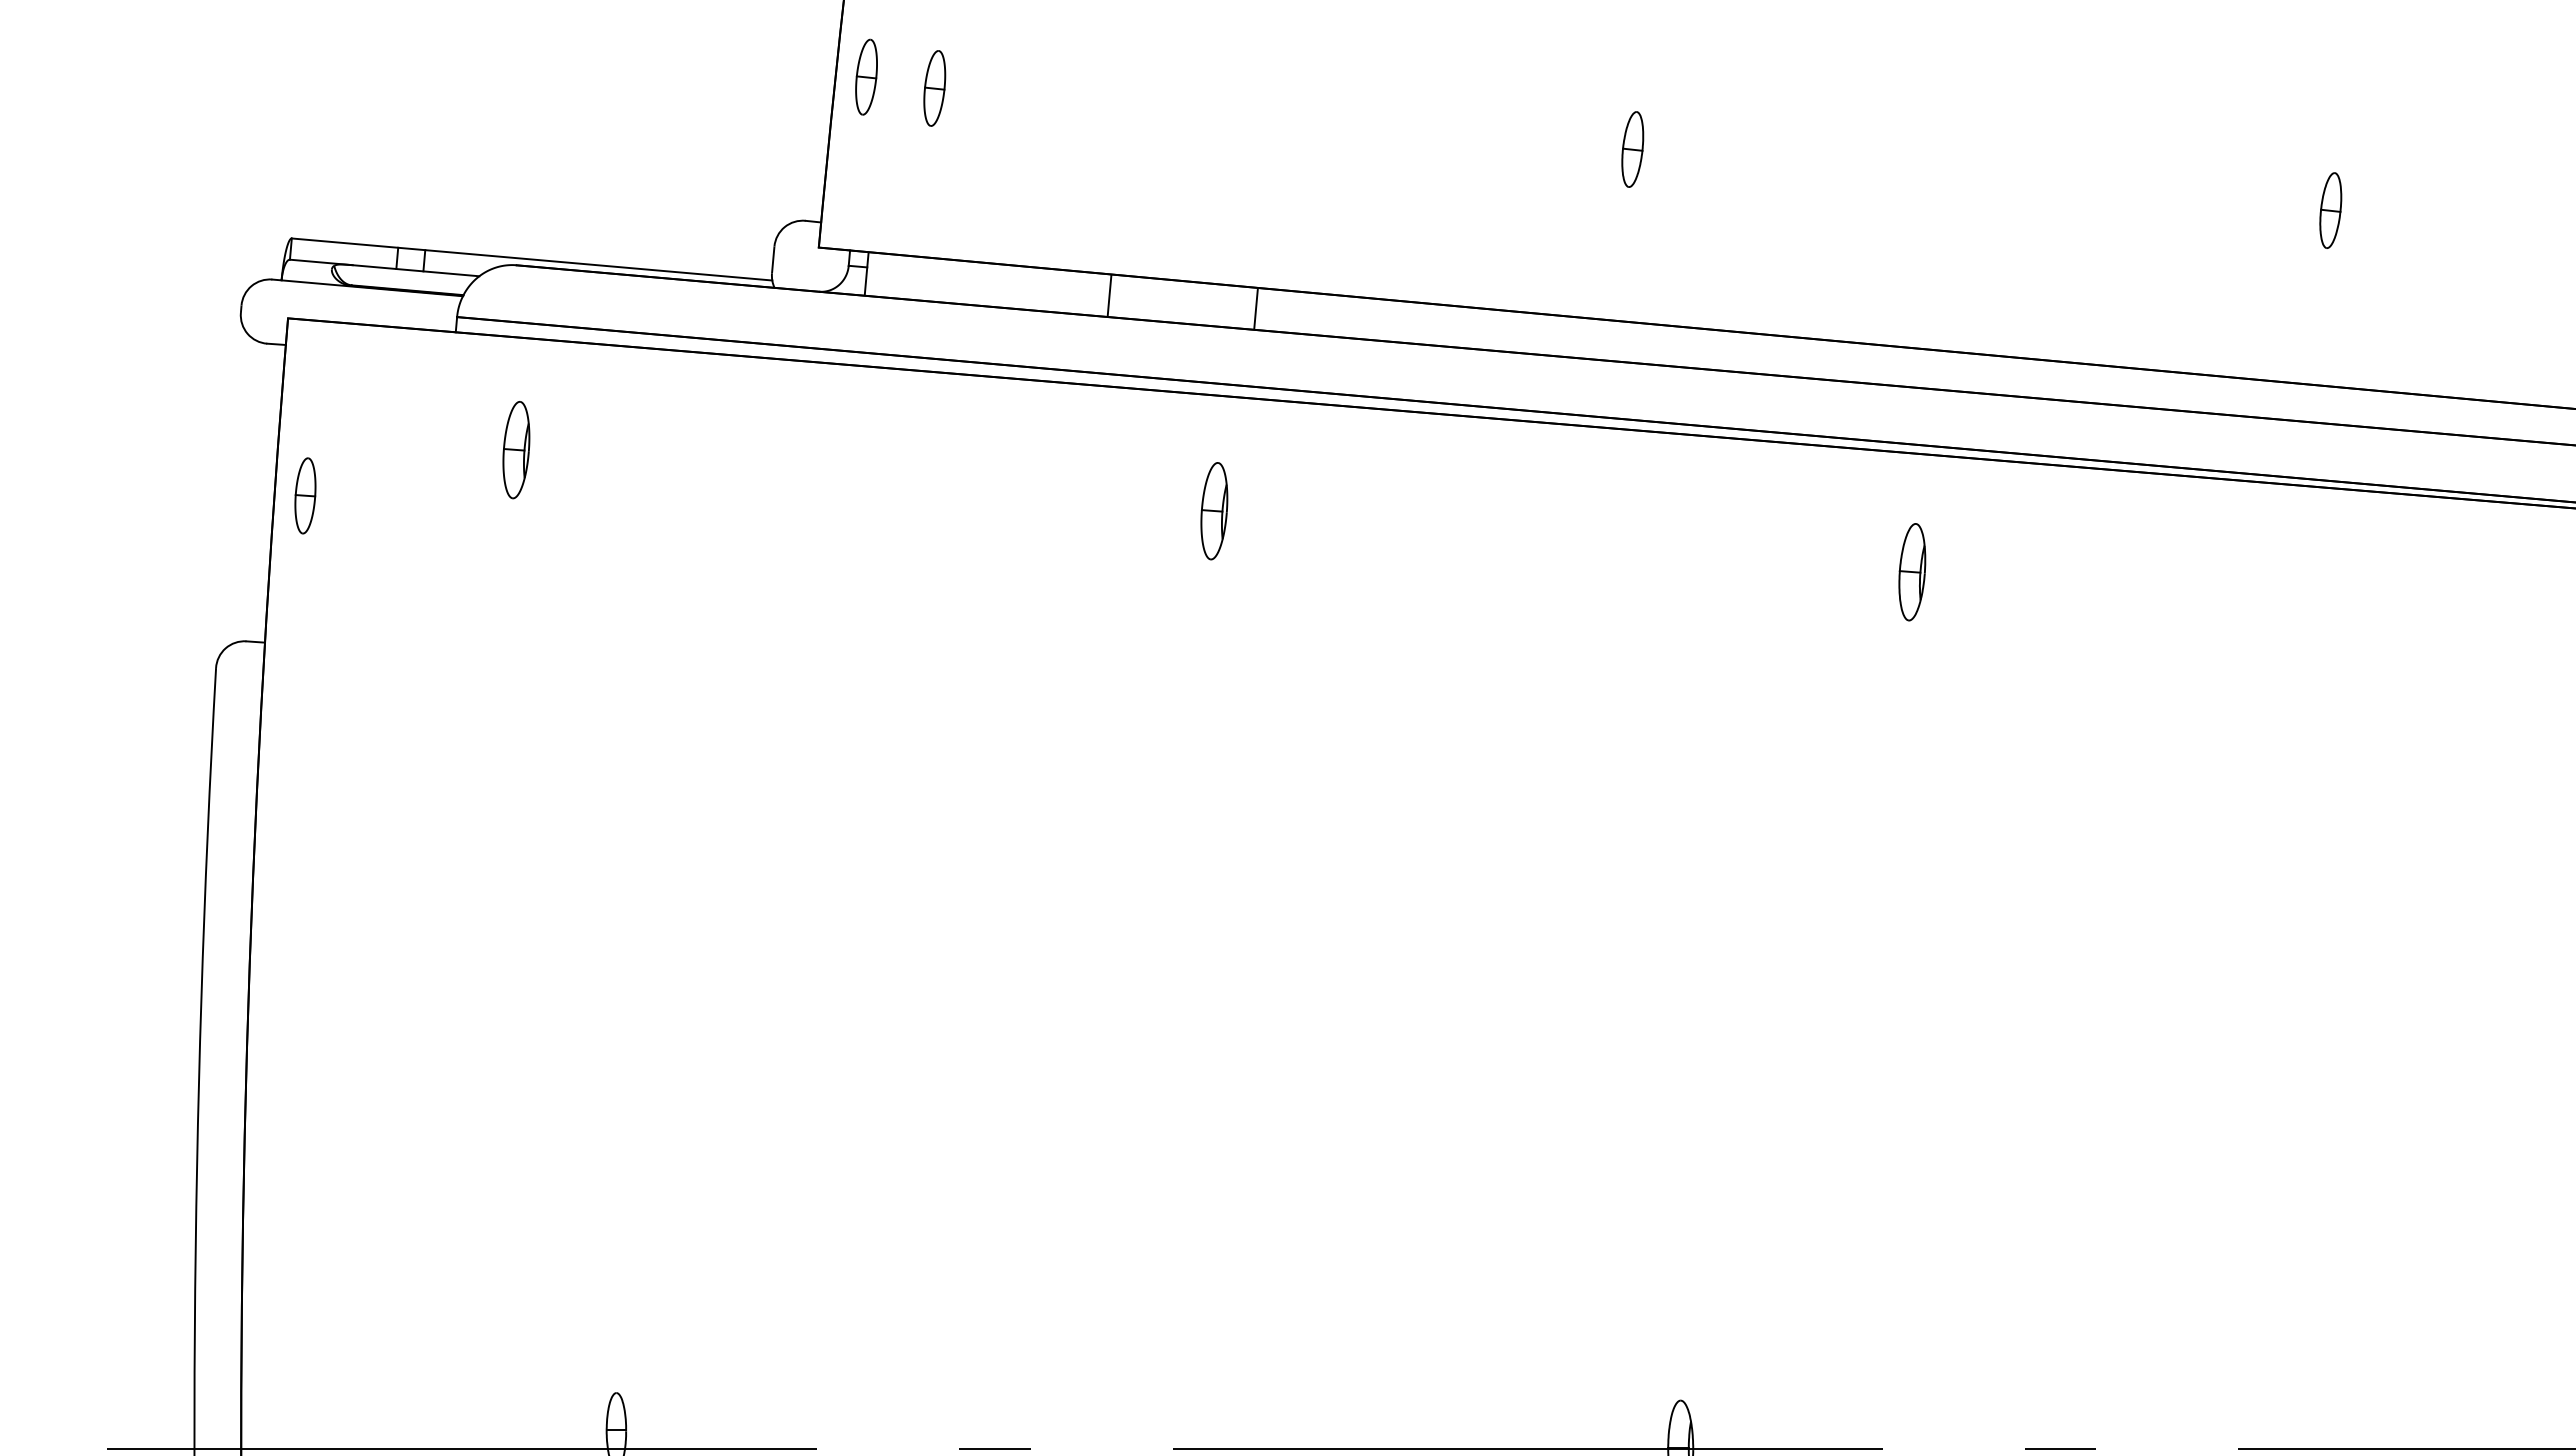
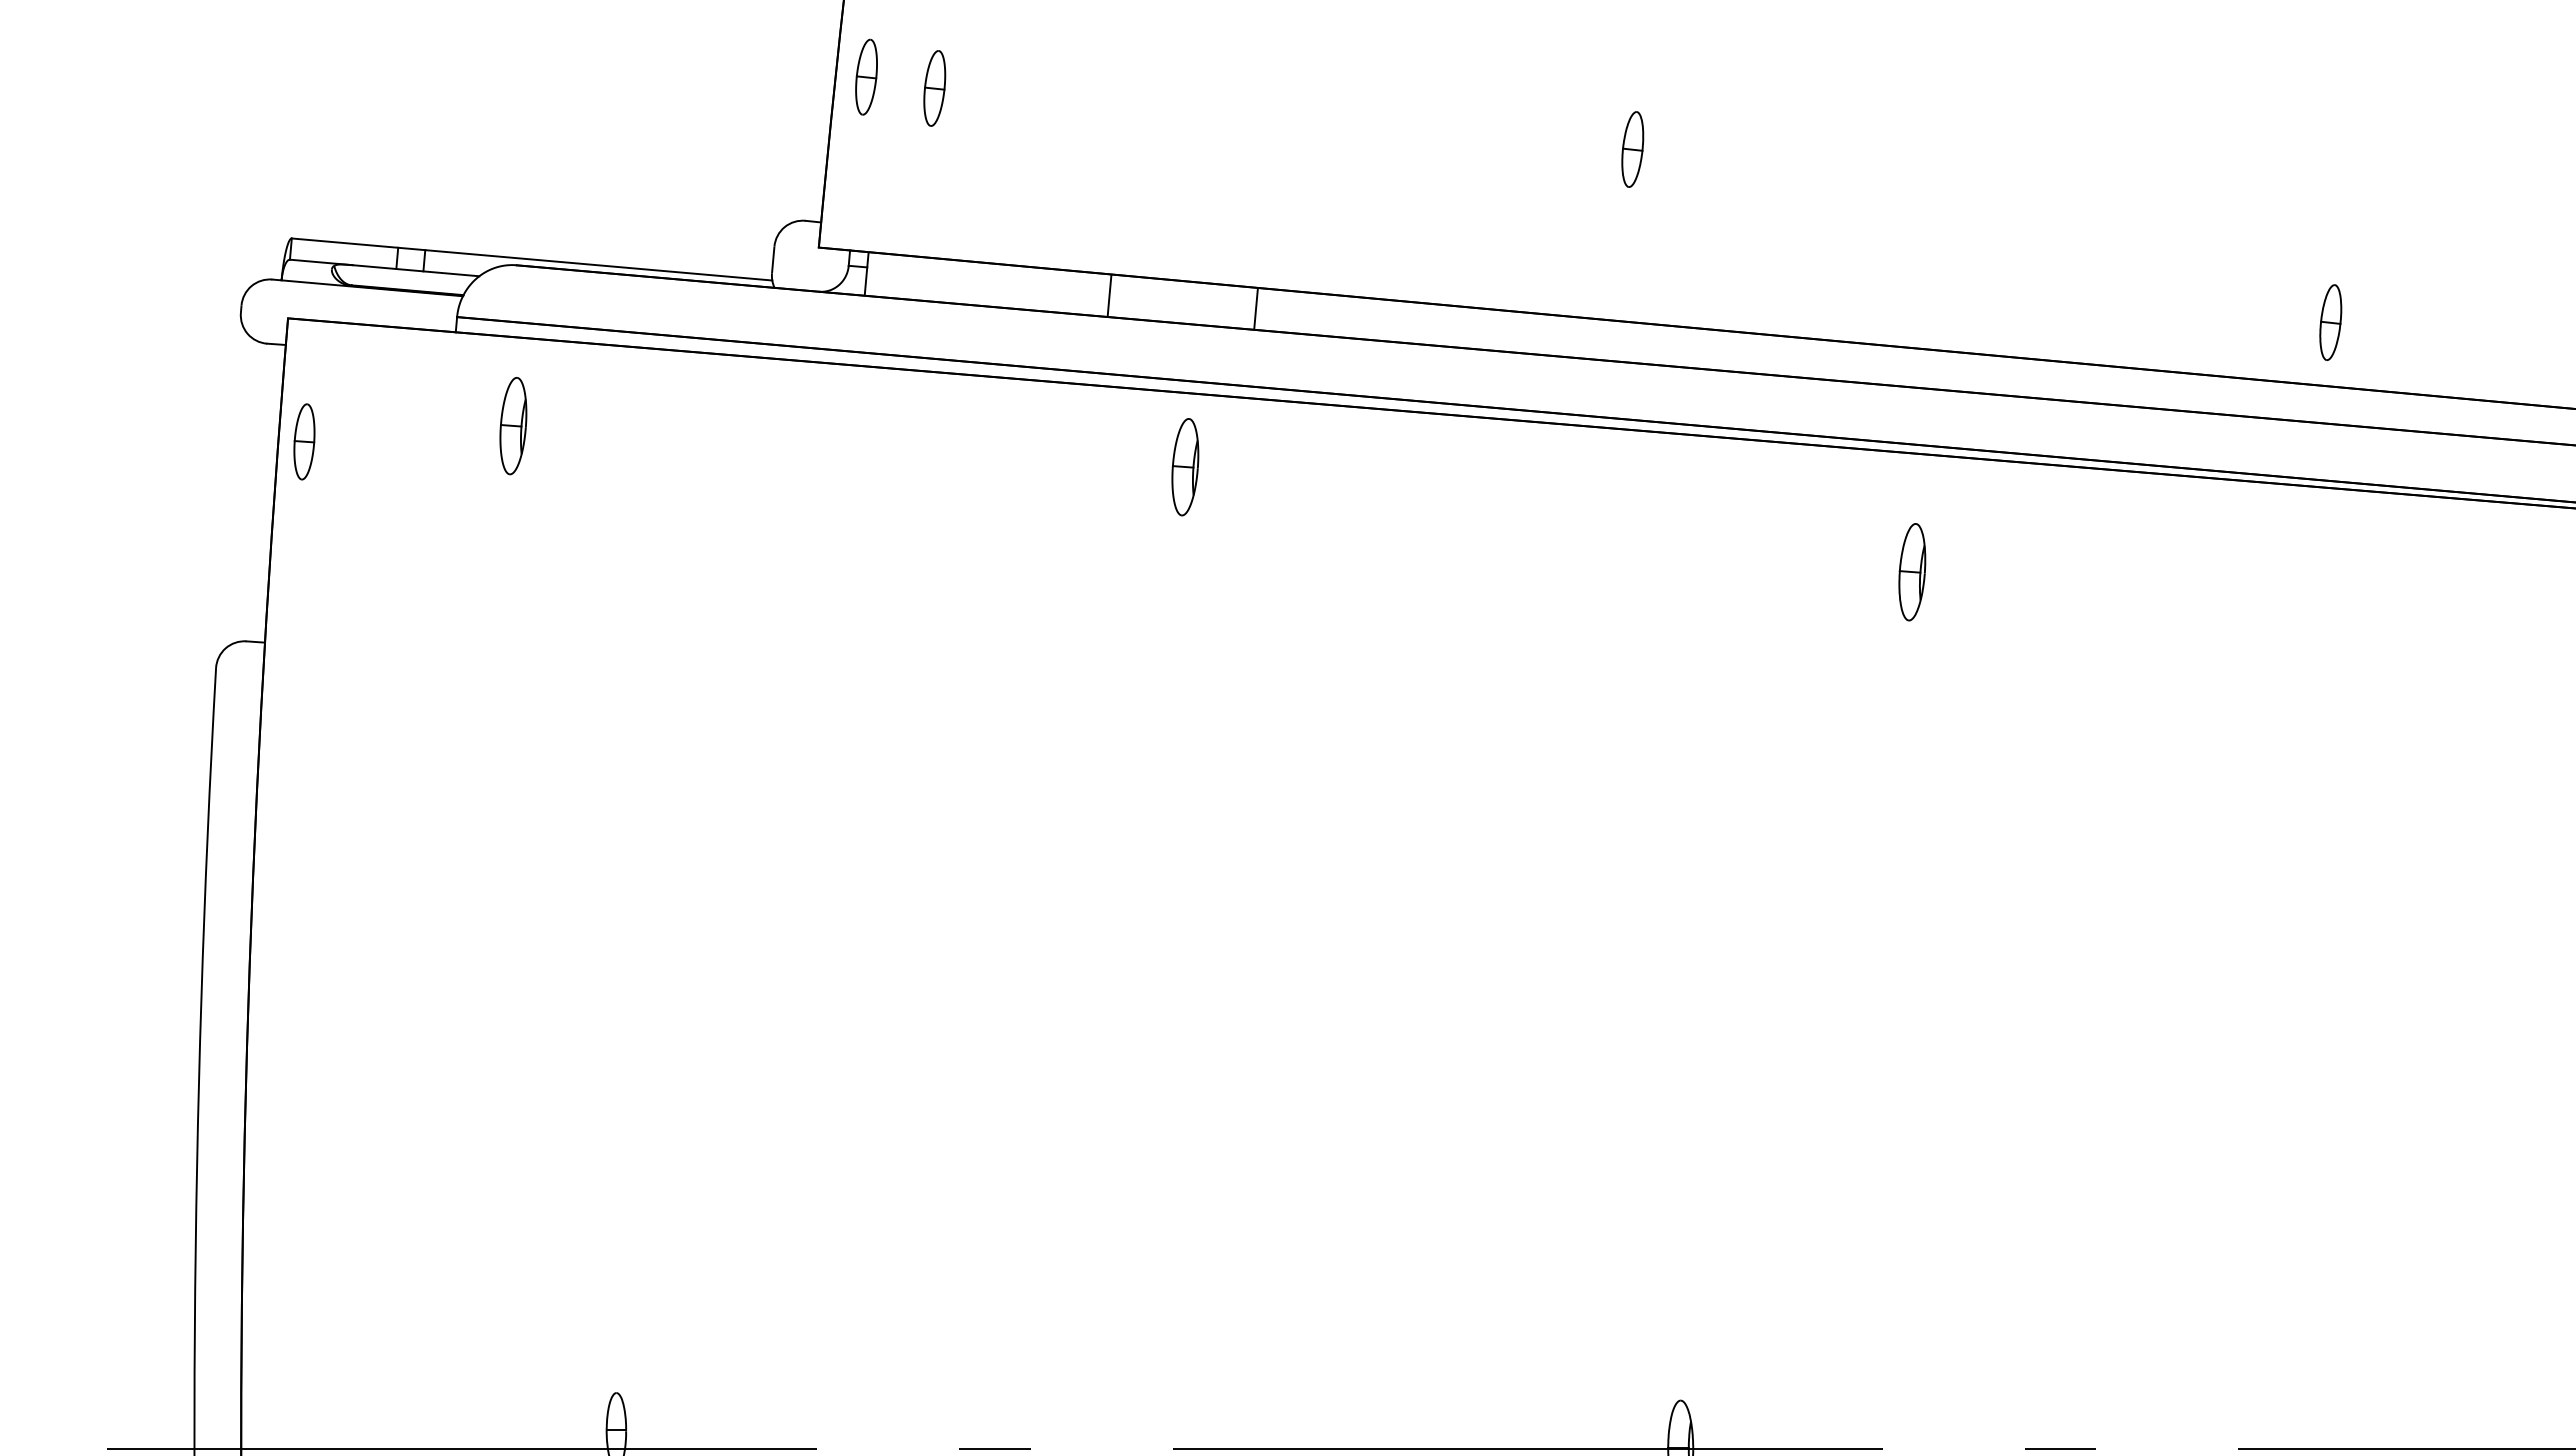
part position: (2330, 210) -> (2330, 322) (2330, 322)
part position: (516, 450) -> (513, 426) (513, 426)
part position: (305, 495) -> (304, 441) (304, 441)
part position: (1214, 511) -> (1185, 467) (1185, 467)
